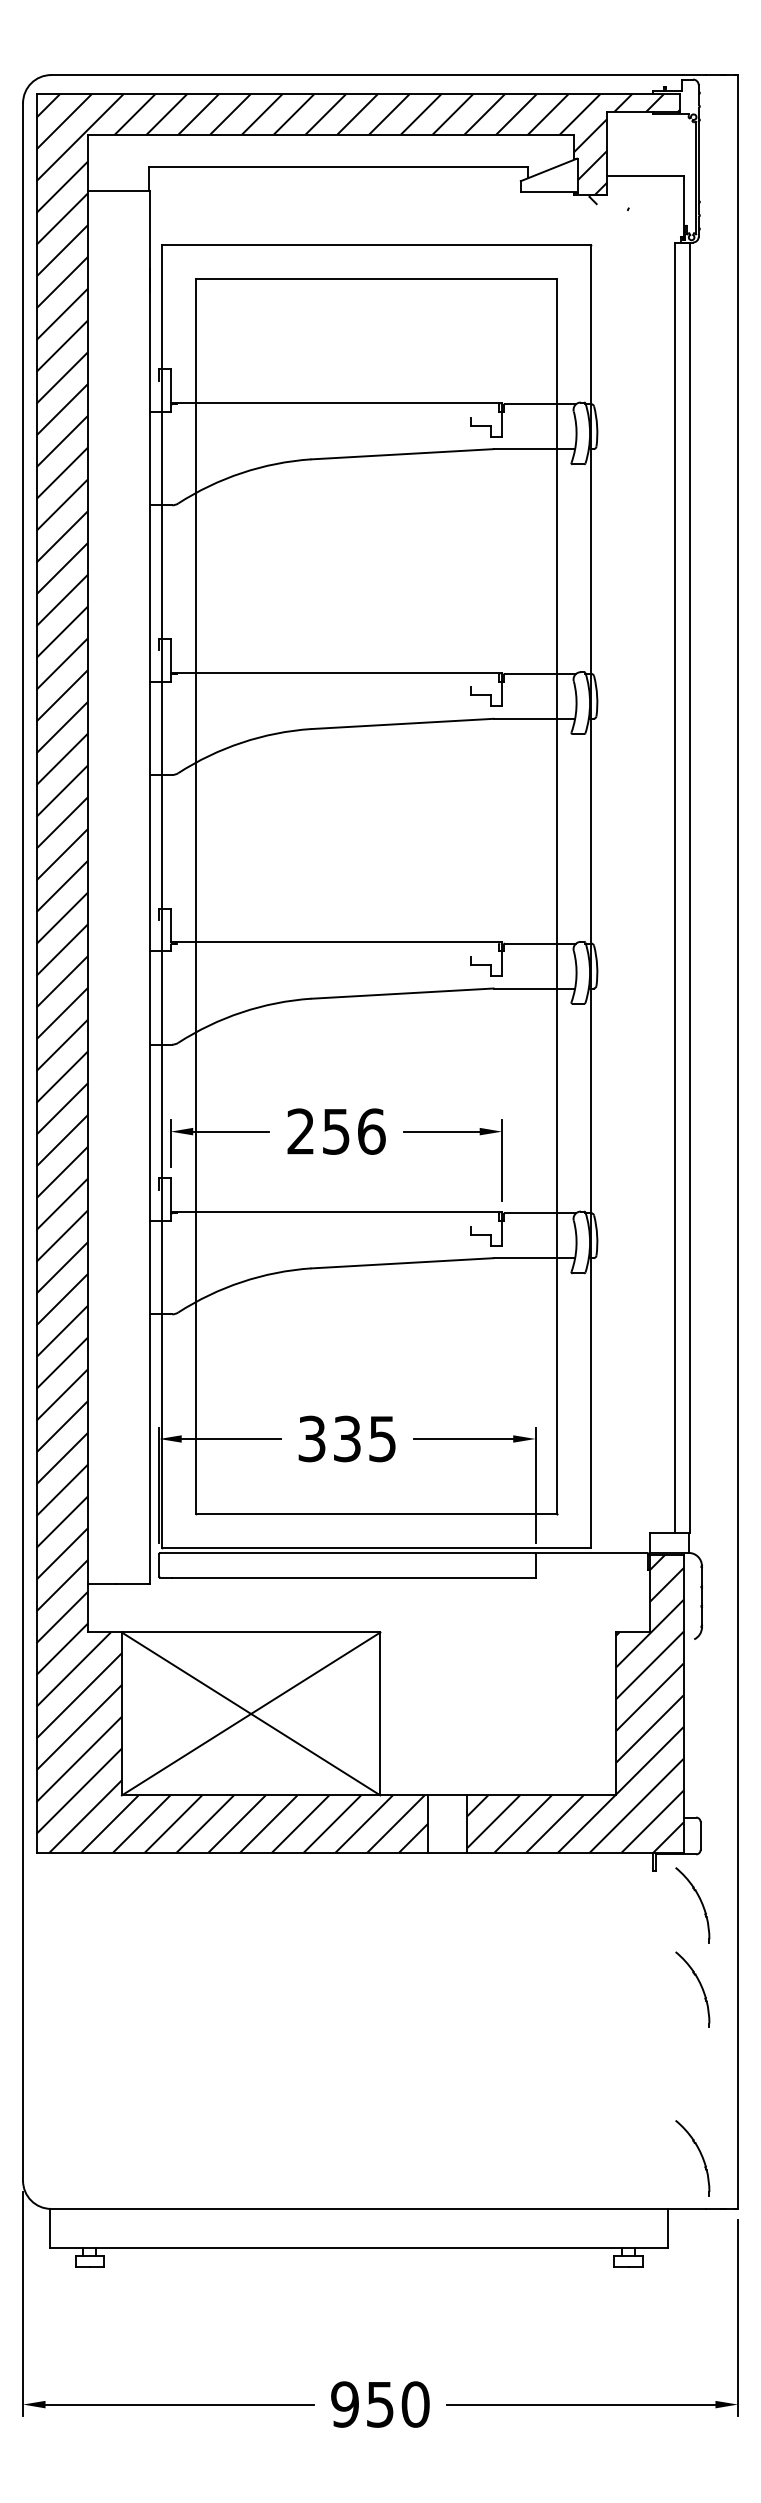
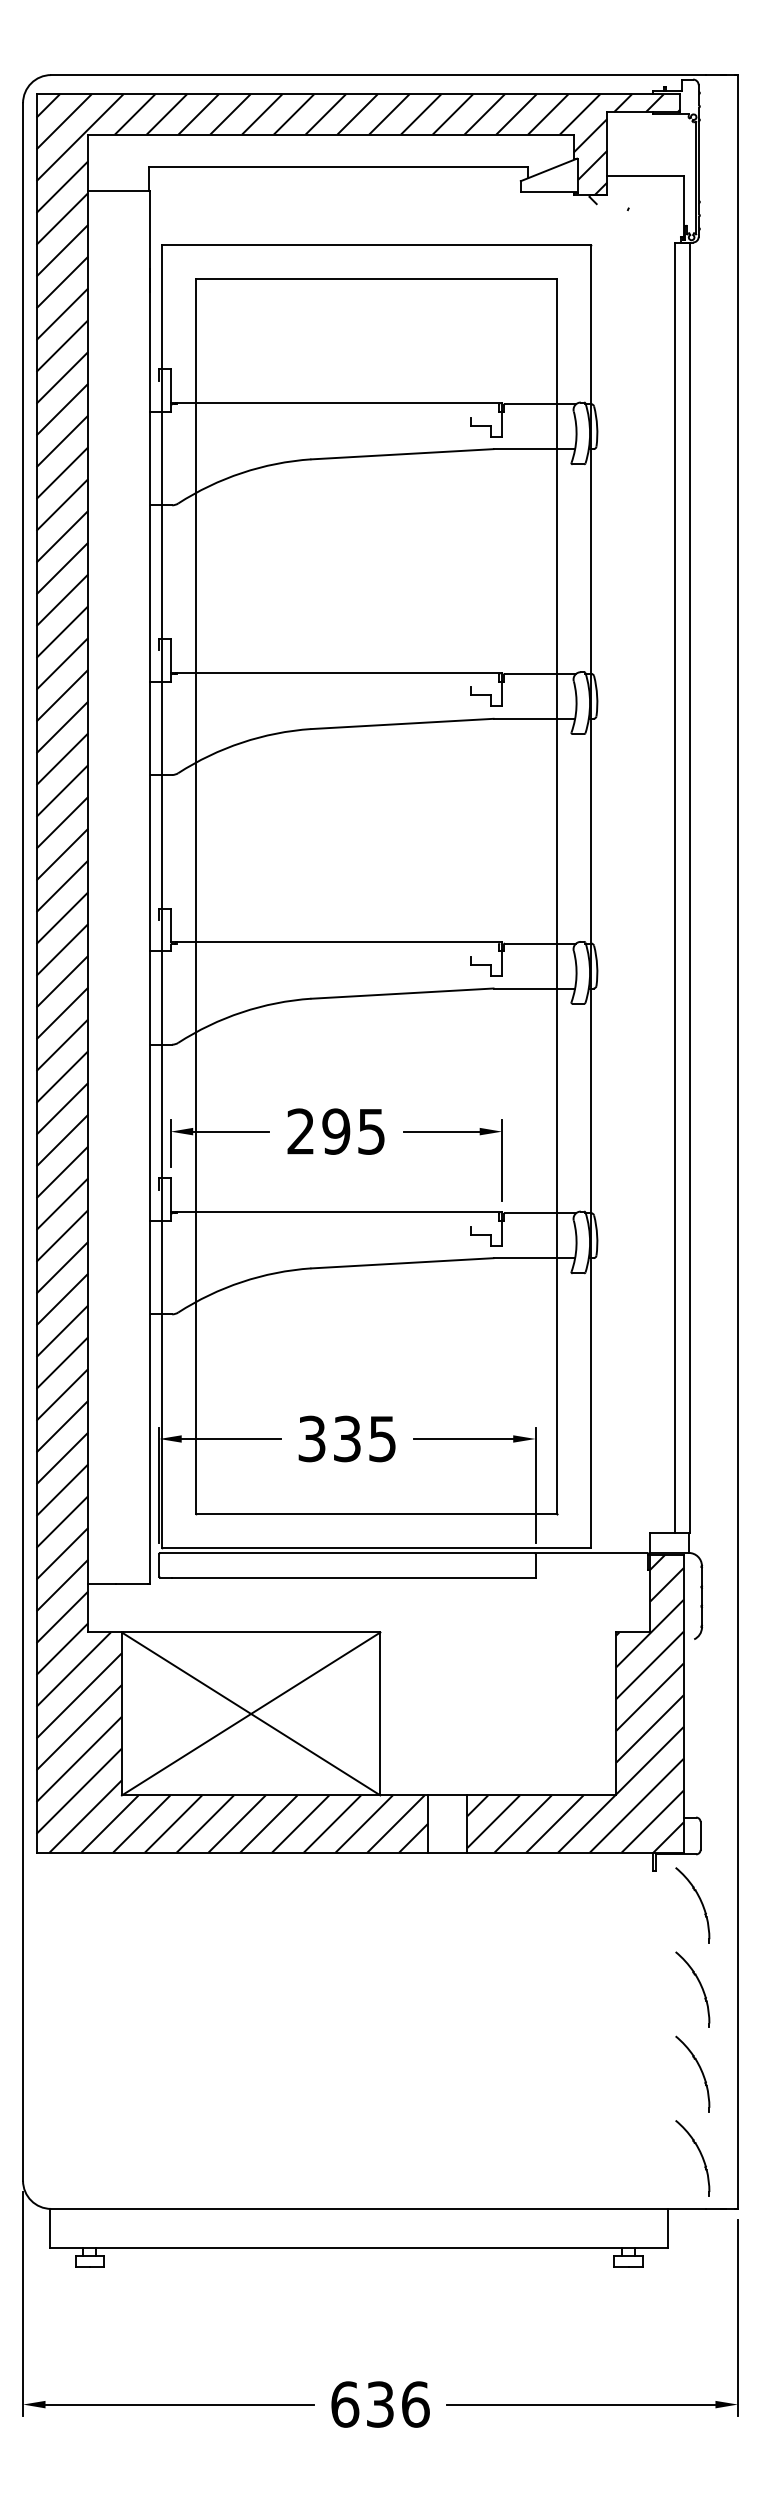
text: 256 -> 295 (353, 1131)
part: none -> present (700, 2070)
text: 950 -> 636 (380, 2404)
